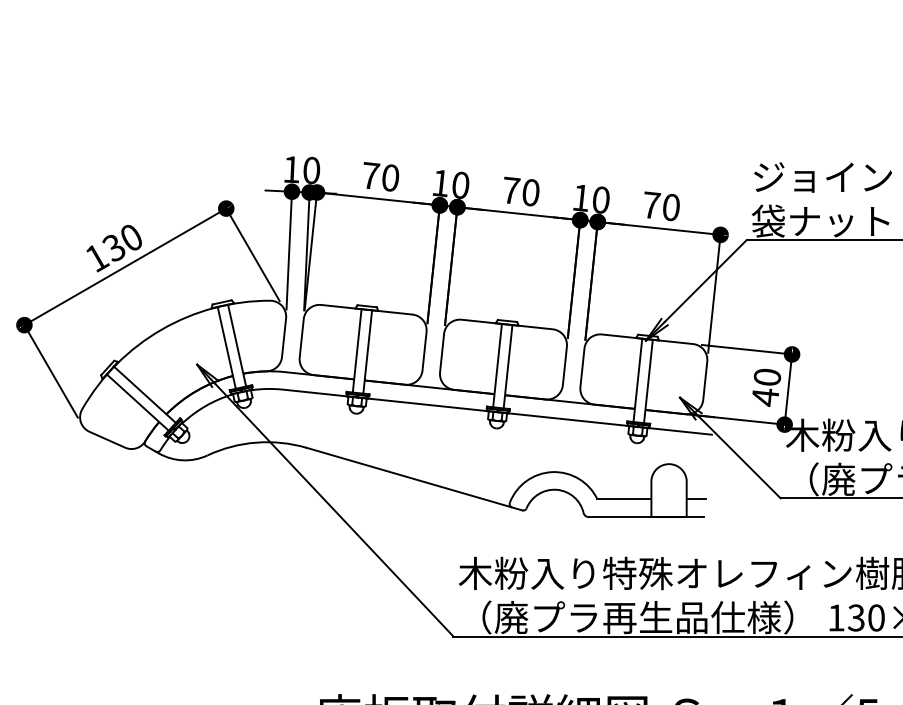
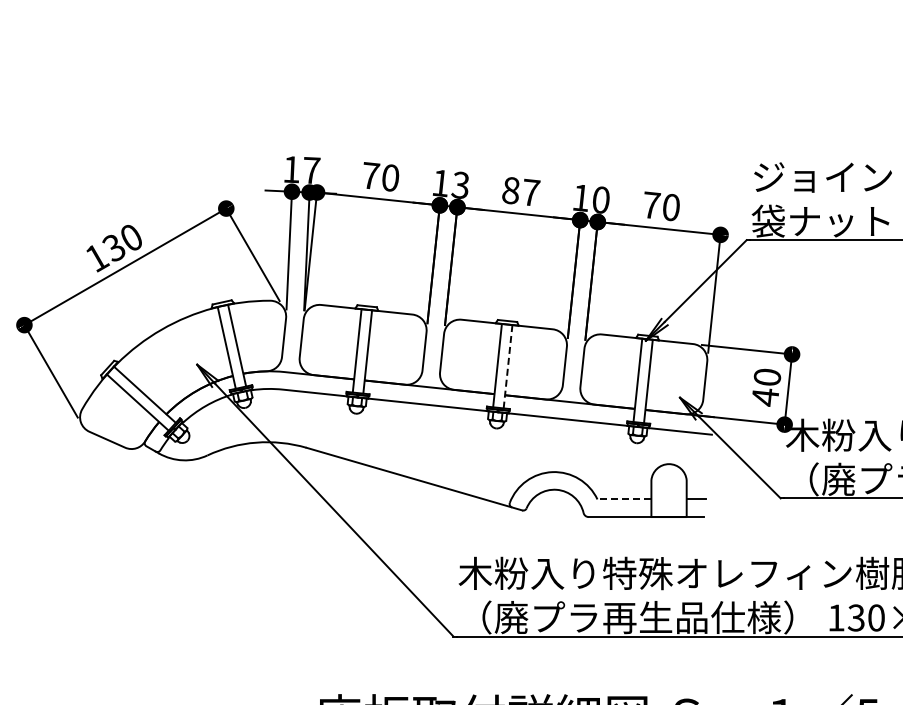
text: 10 -> 17 (311, 170)
text: 10 -> 13 (460, 184)
text: 70 -> 87 (521, 191)
line: solid -> dashed (508, 366)
line: solid -> dashed (624, 499)
